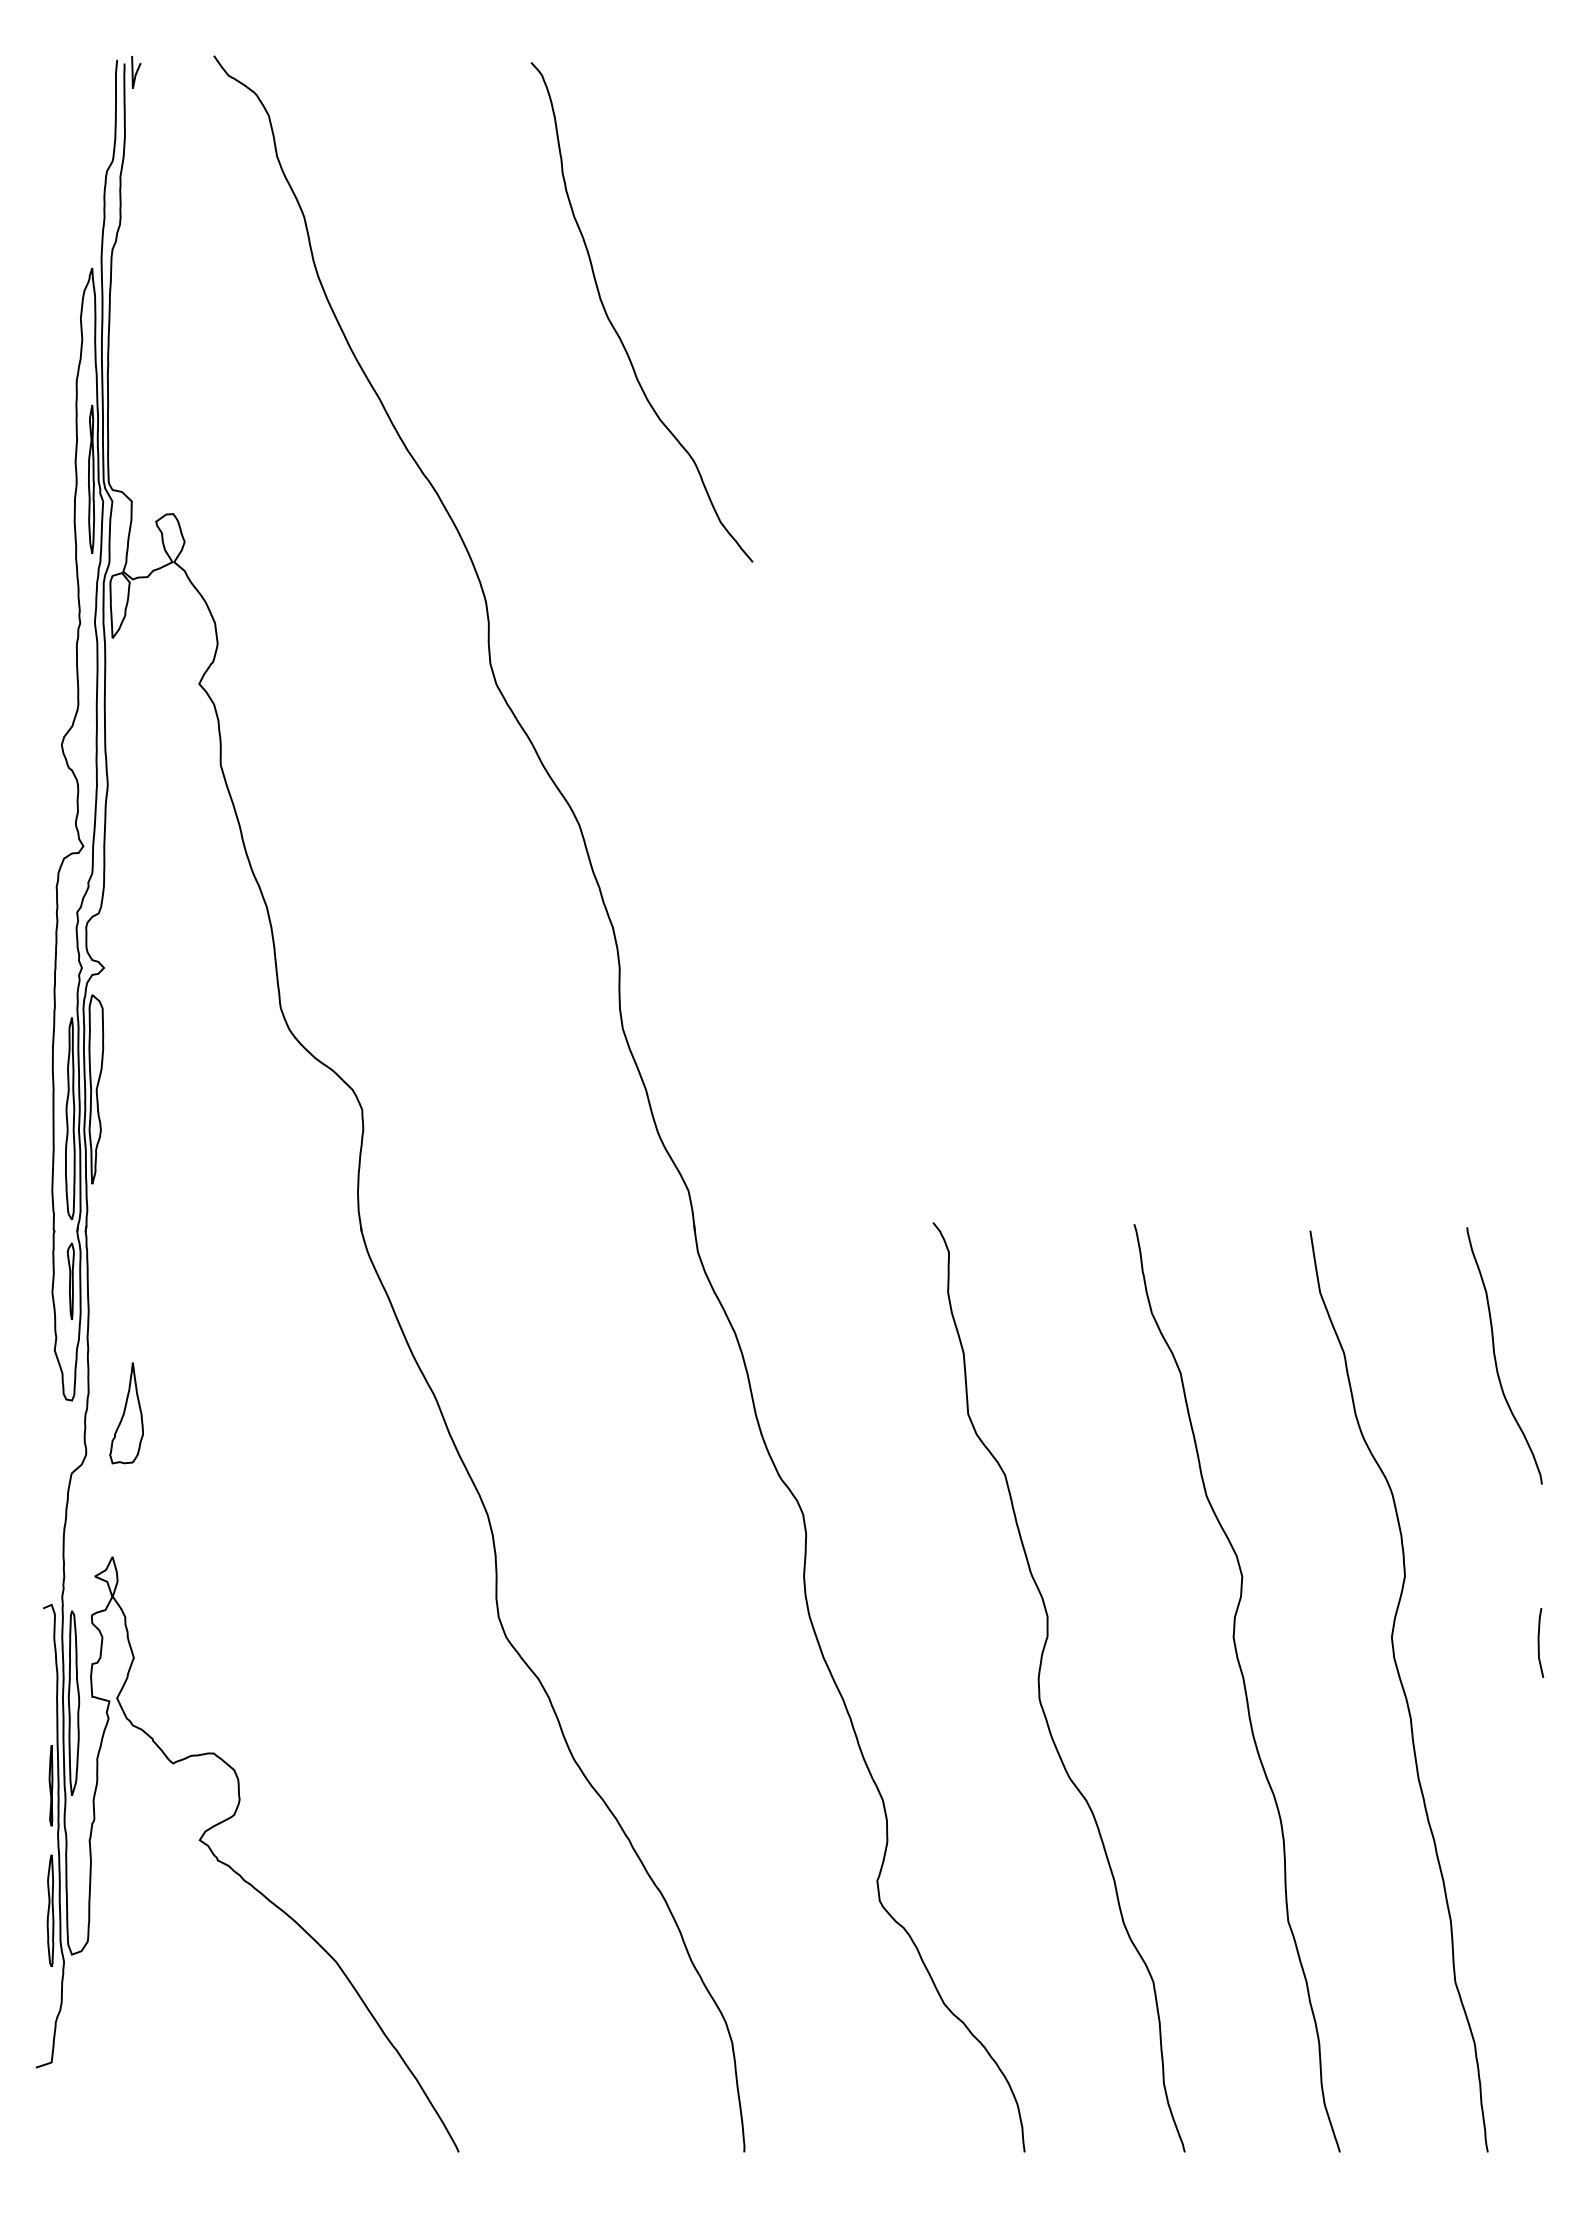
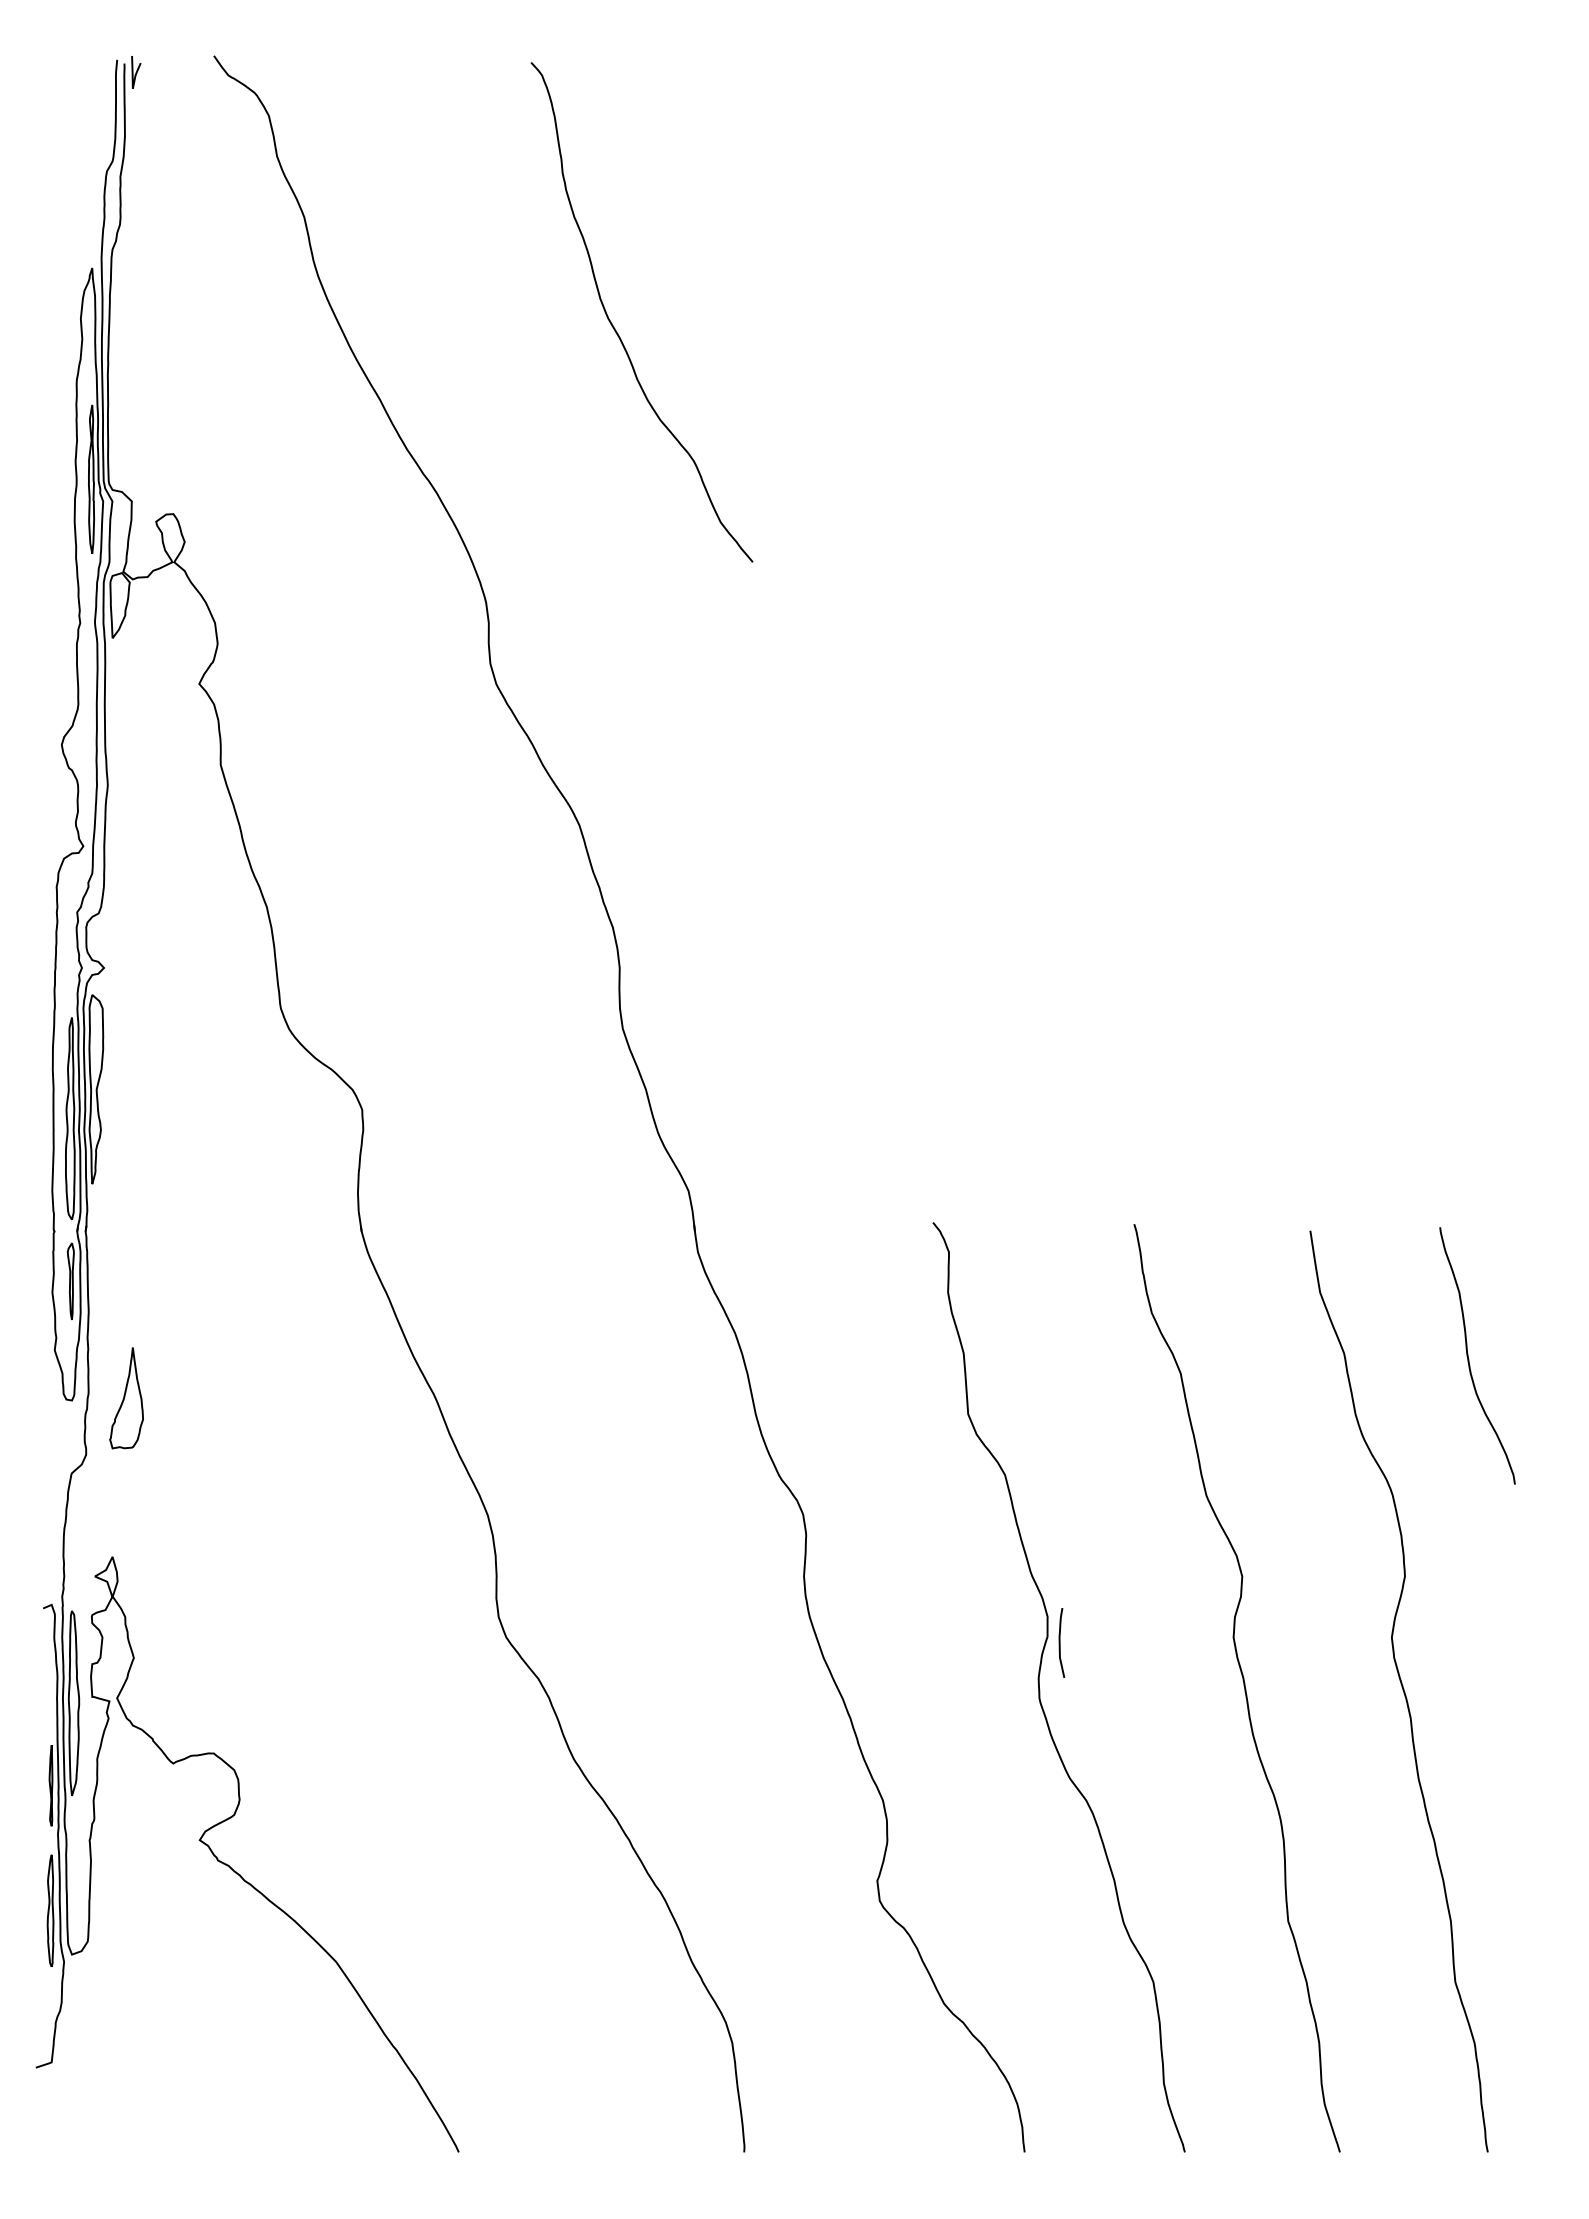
curve position: (1496, 1359) -> (1469, 1359) (1469, 1359)
part position: (126, 1413) -> (126, 1398) (126, 1398)
curve position: (1539, 1642) -> (1060, 1642) (1060, 1642)
